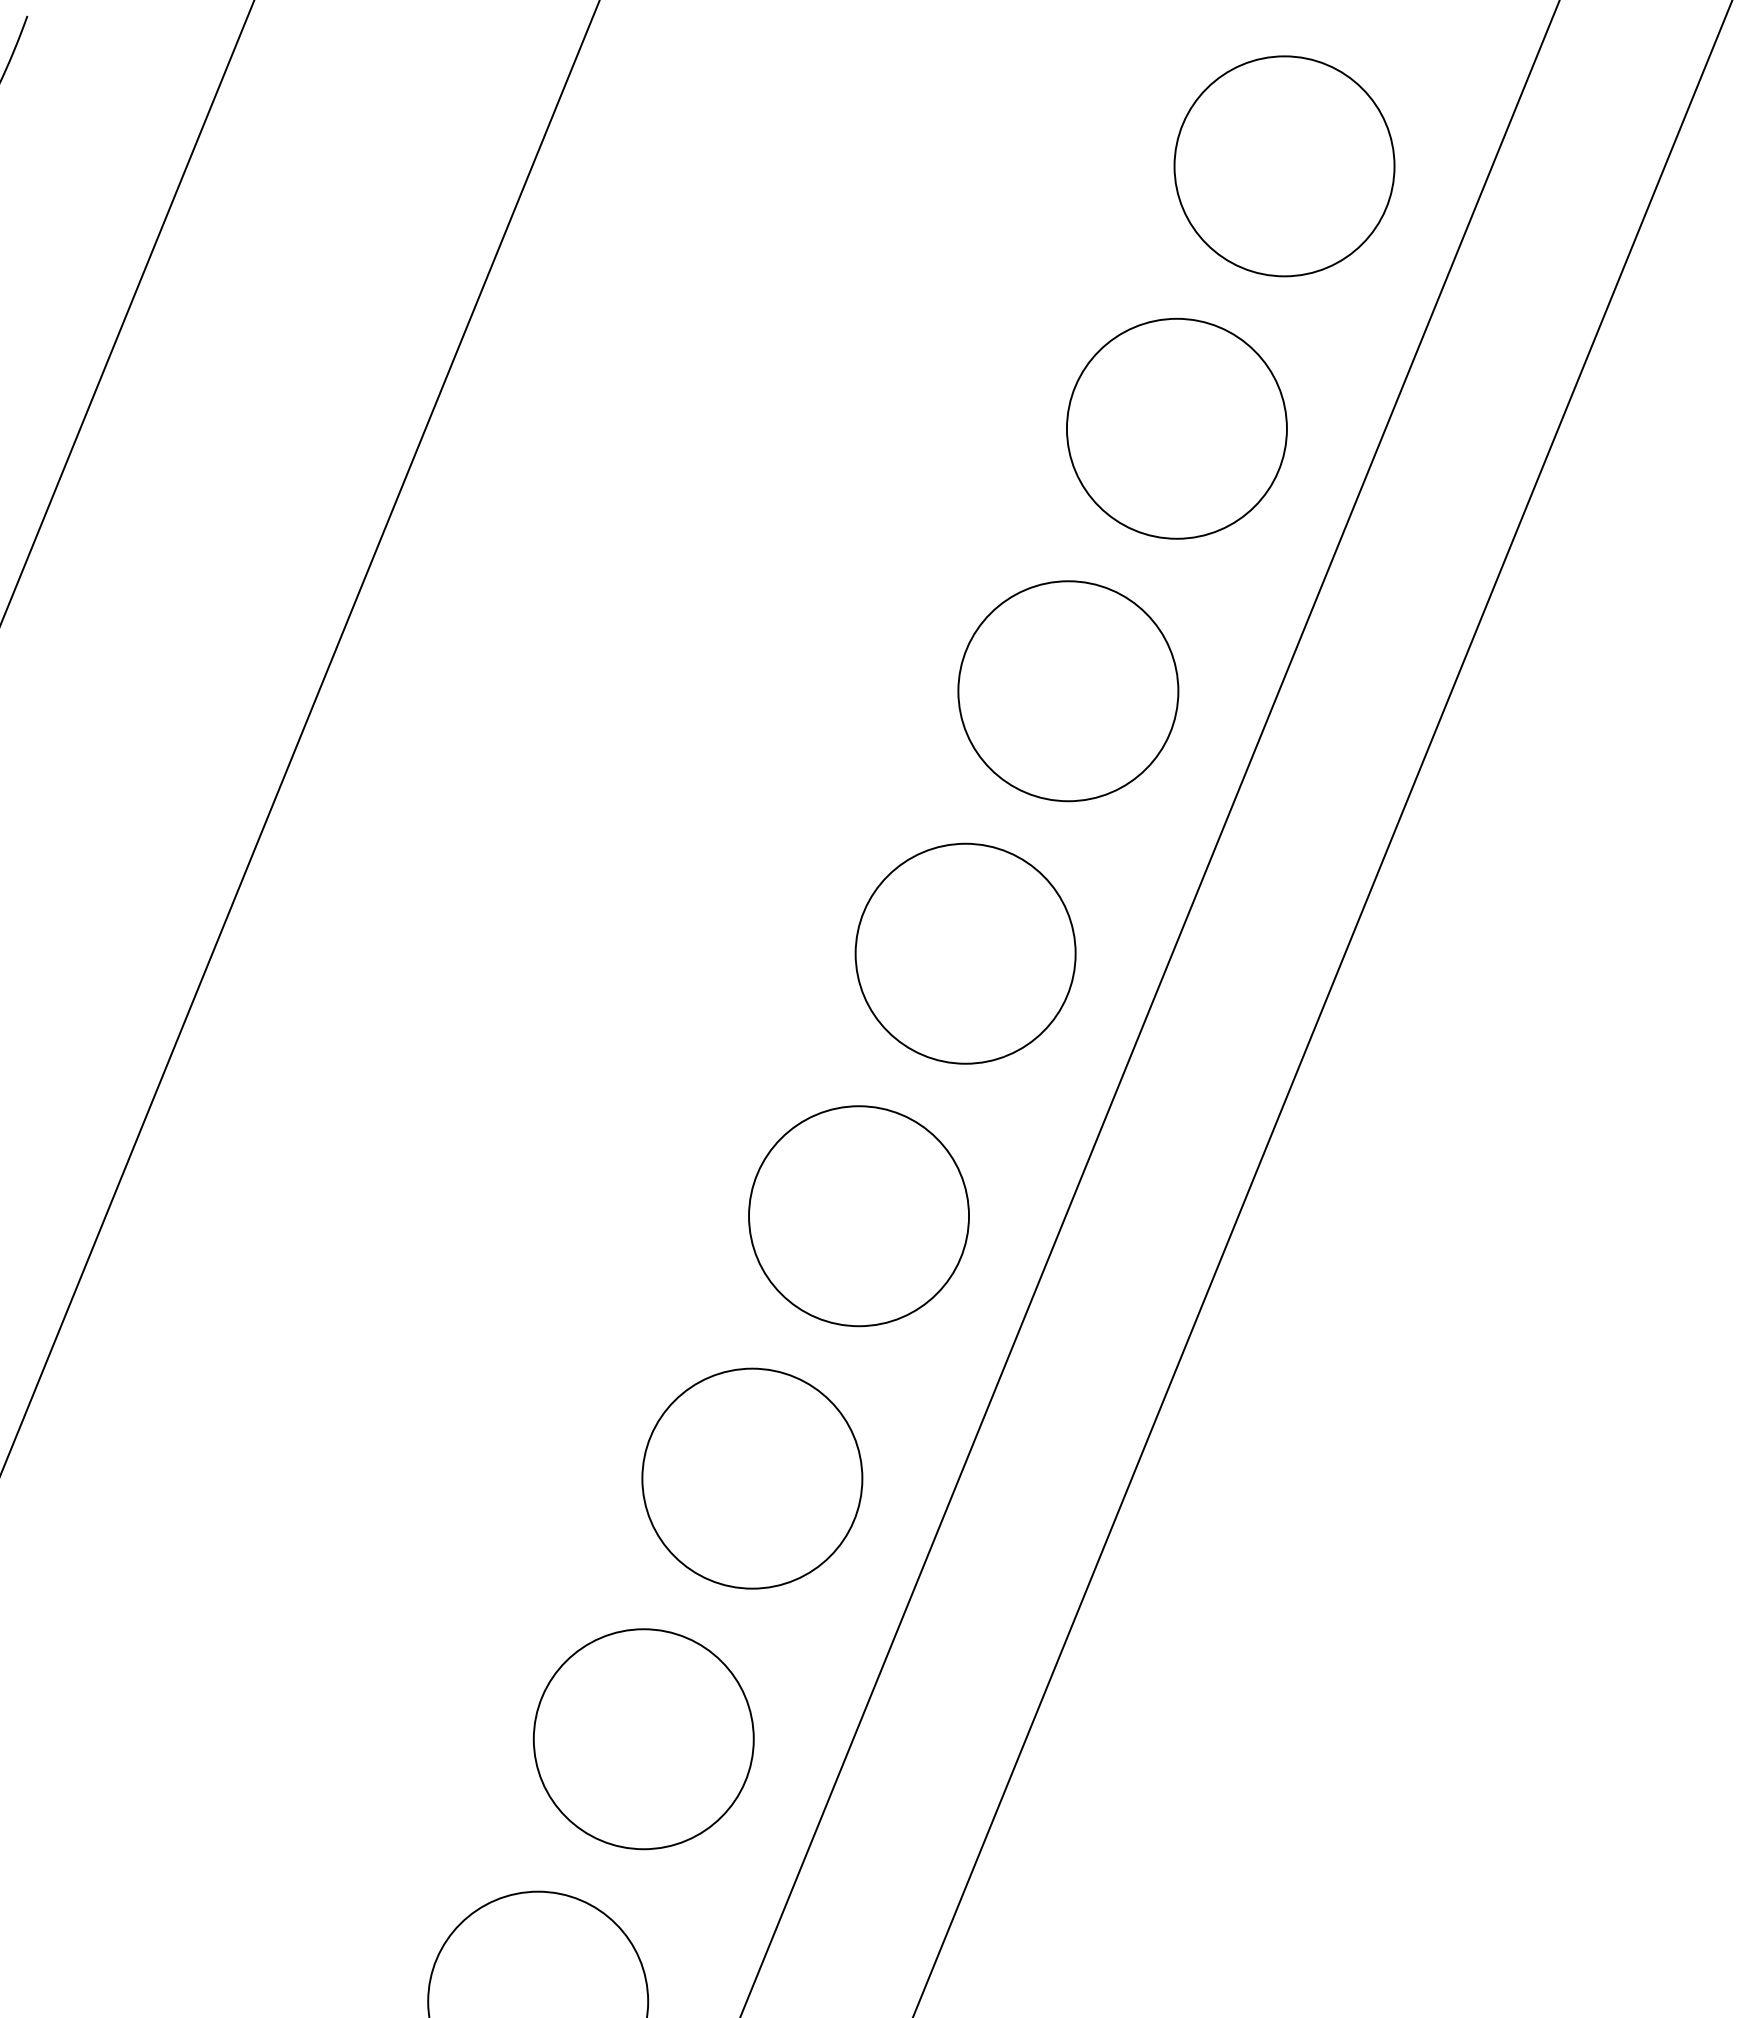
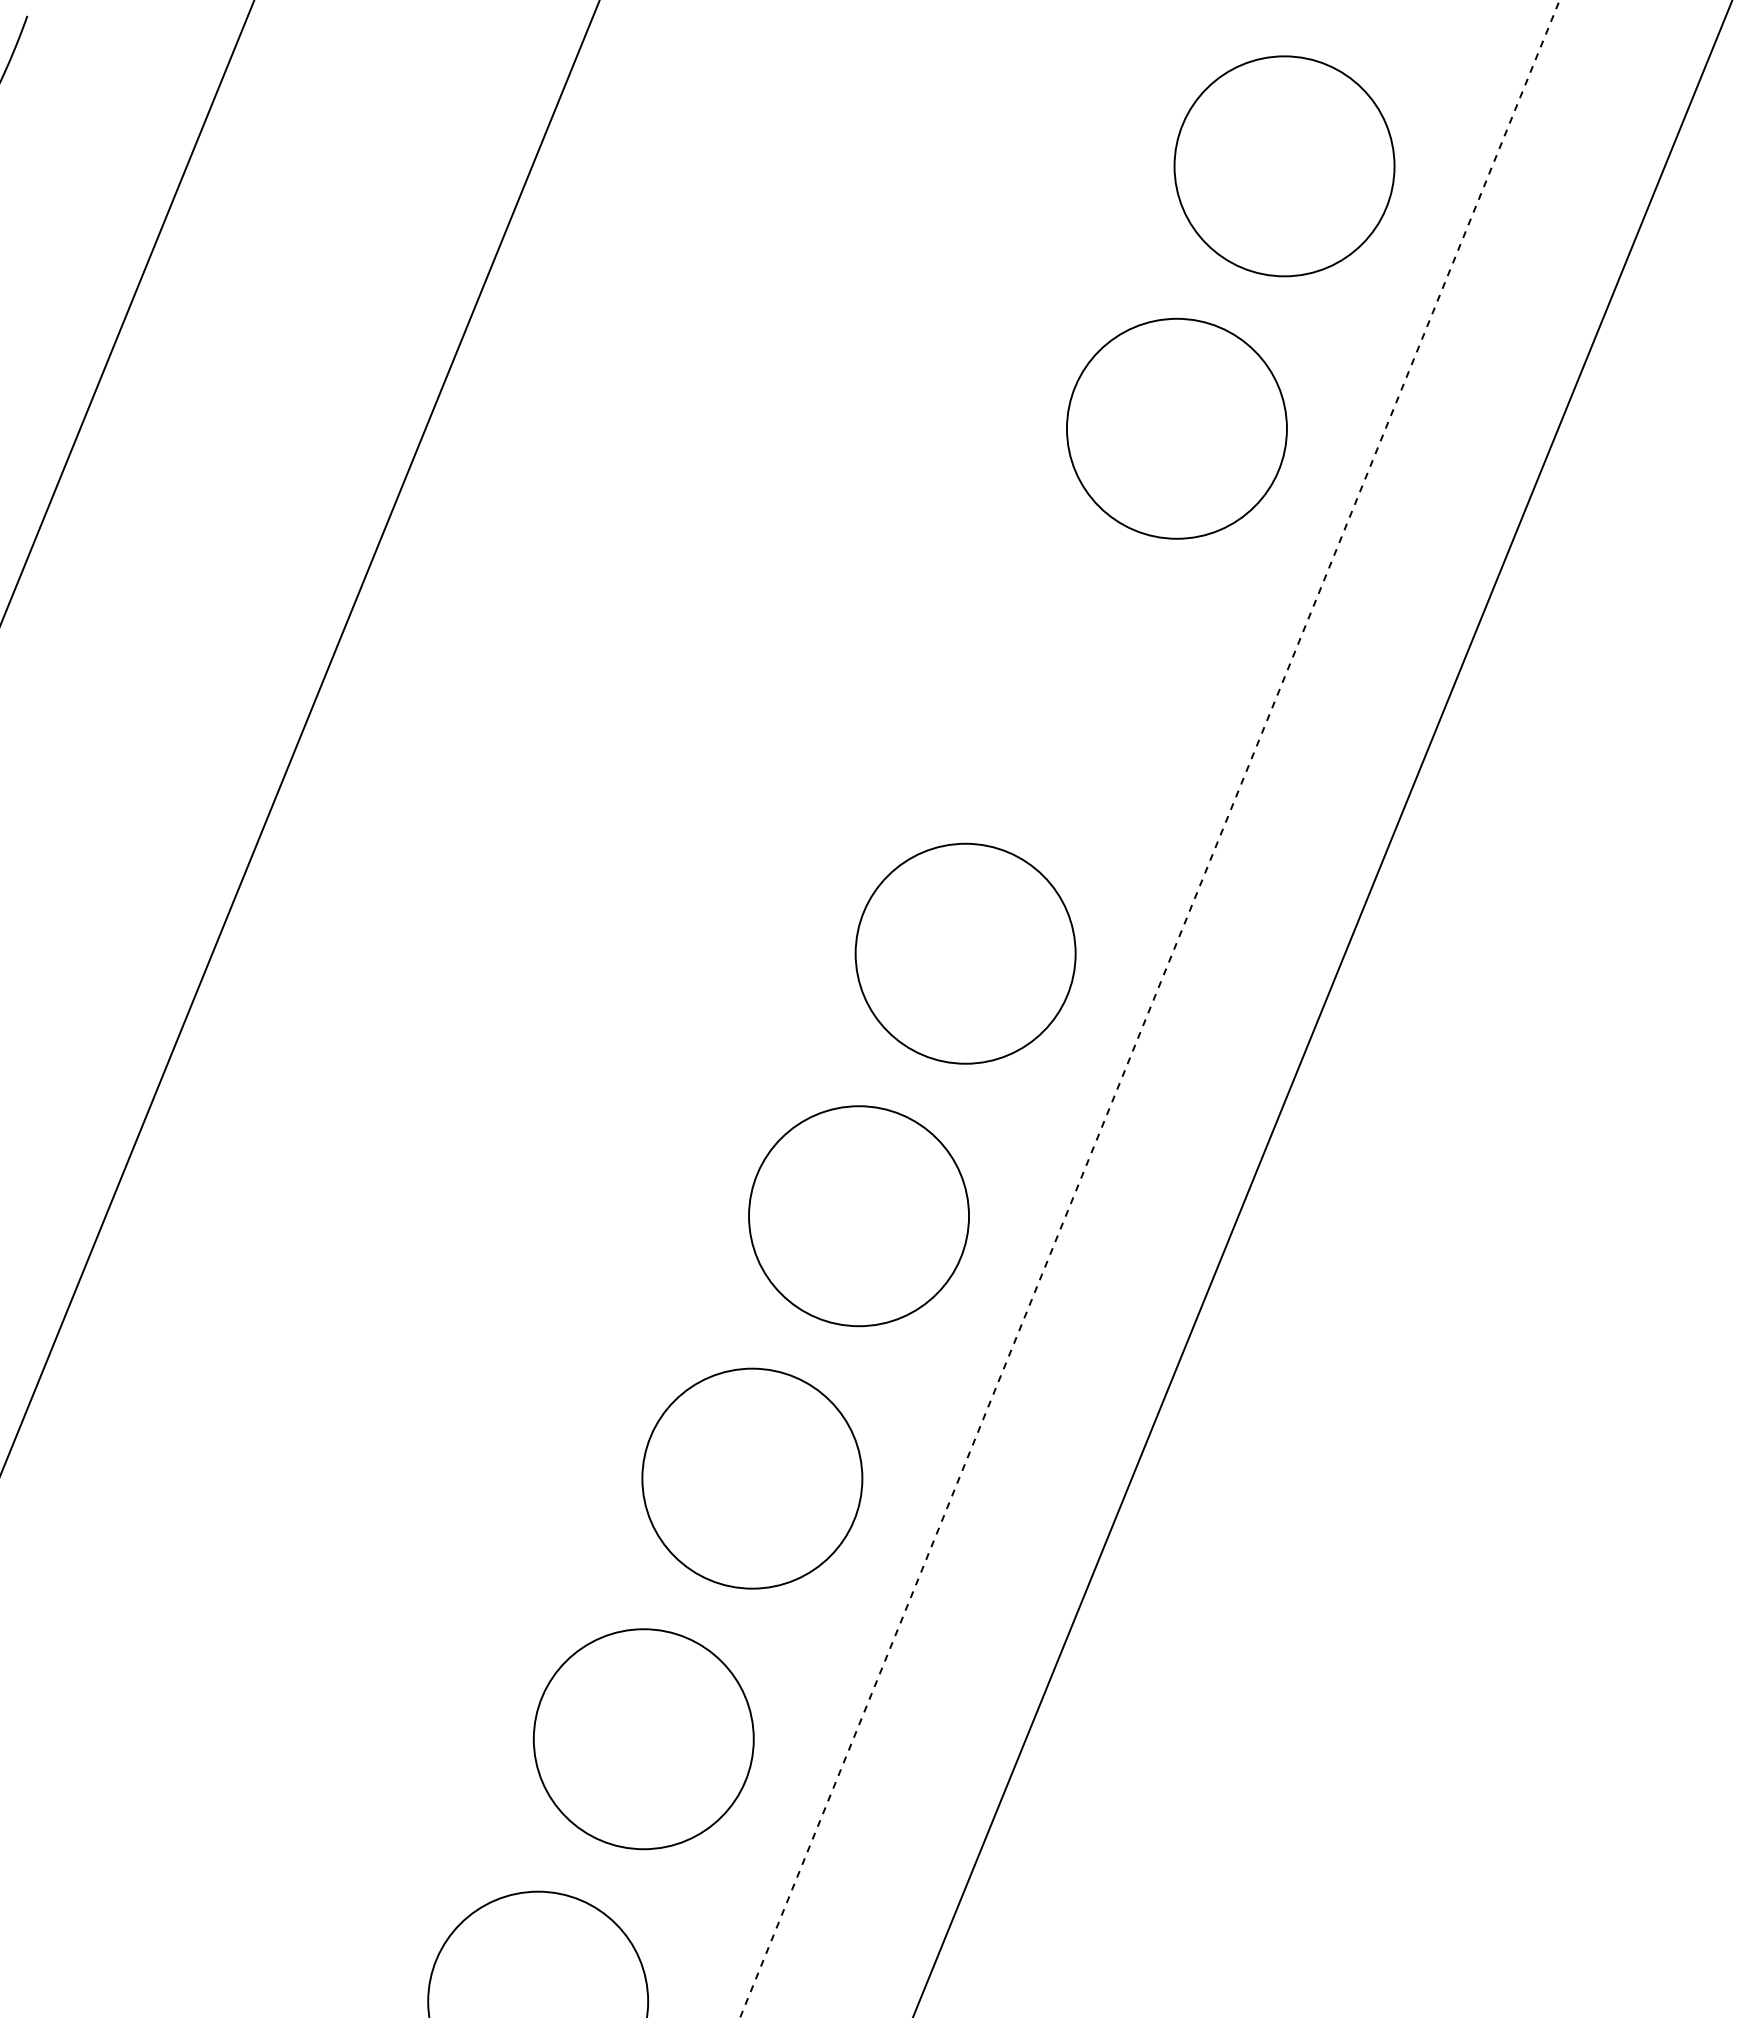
circle: present -> none (1068, 691)
line: solid -> dashed (1150, 1008)
